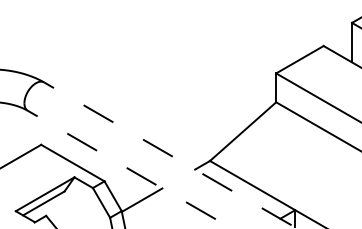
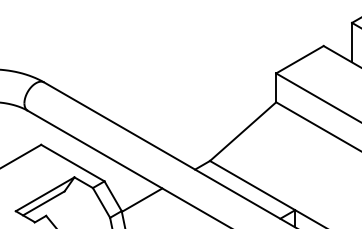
line: dashed -> solid (170, 155)
line: dashed -> solid (129, 169)
